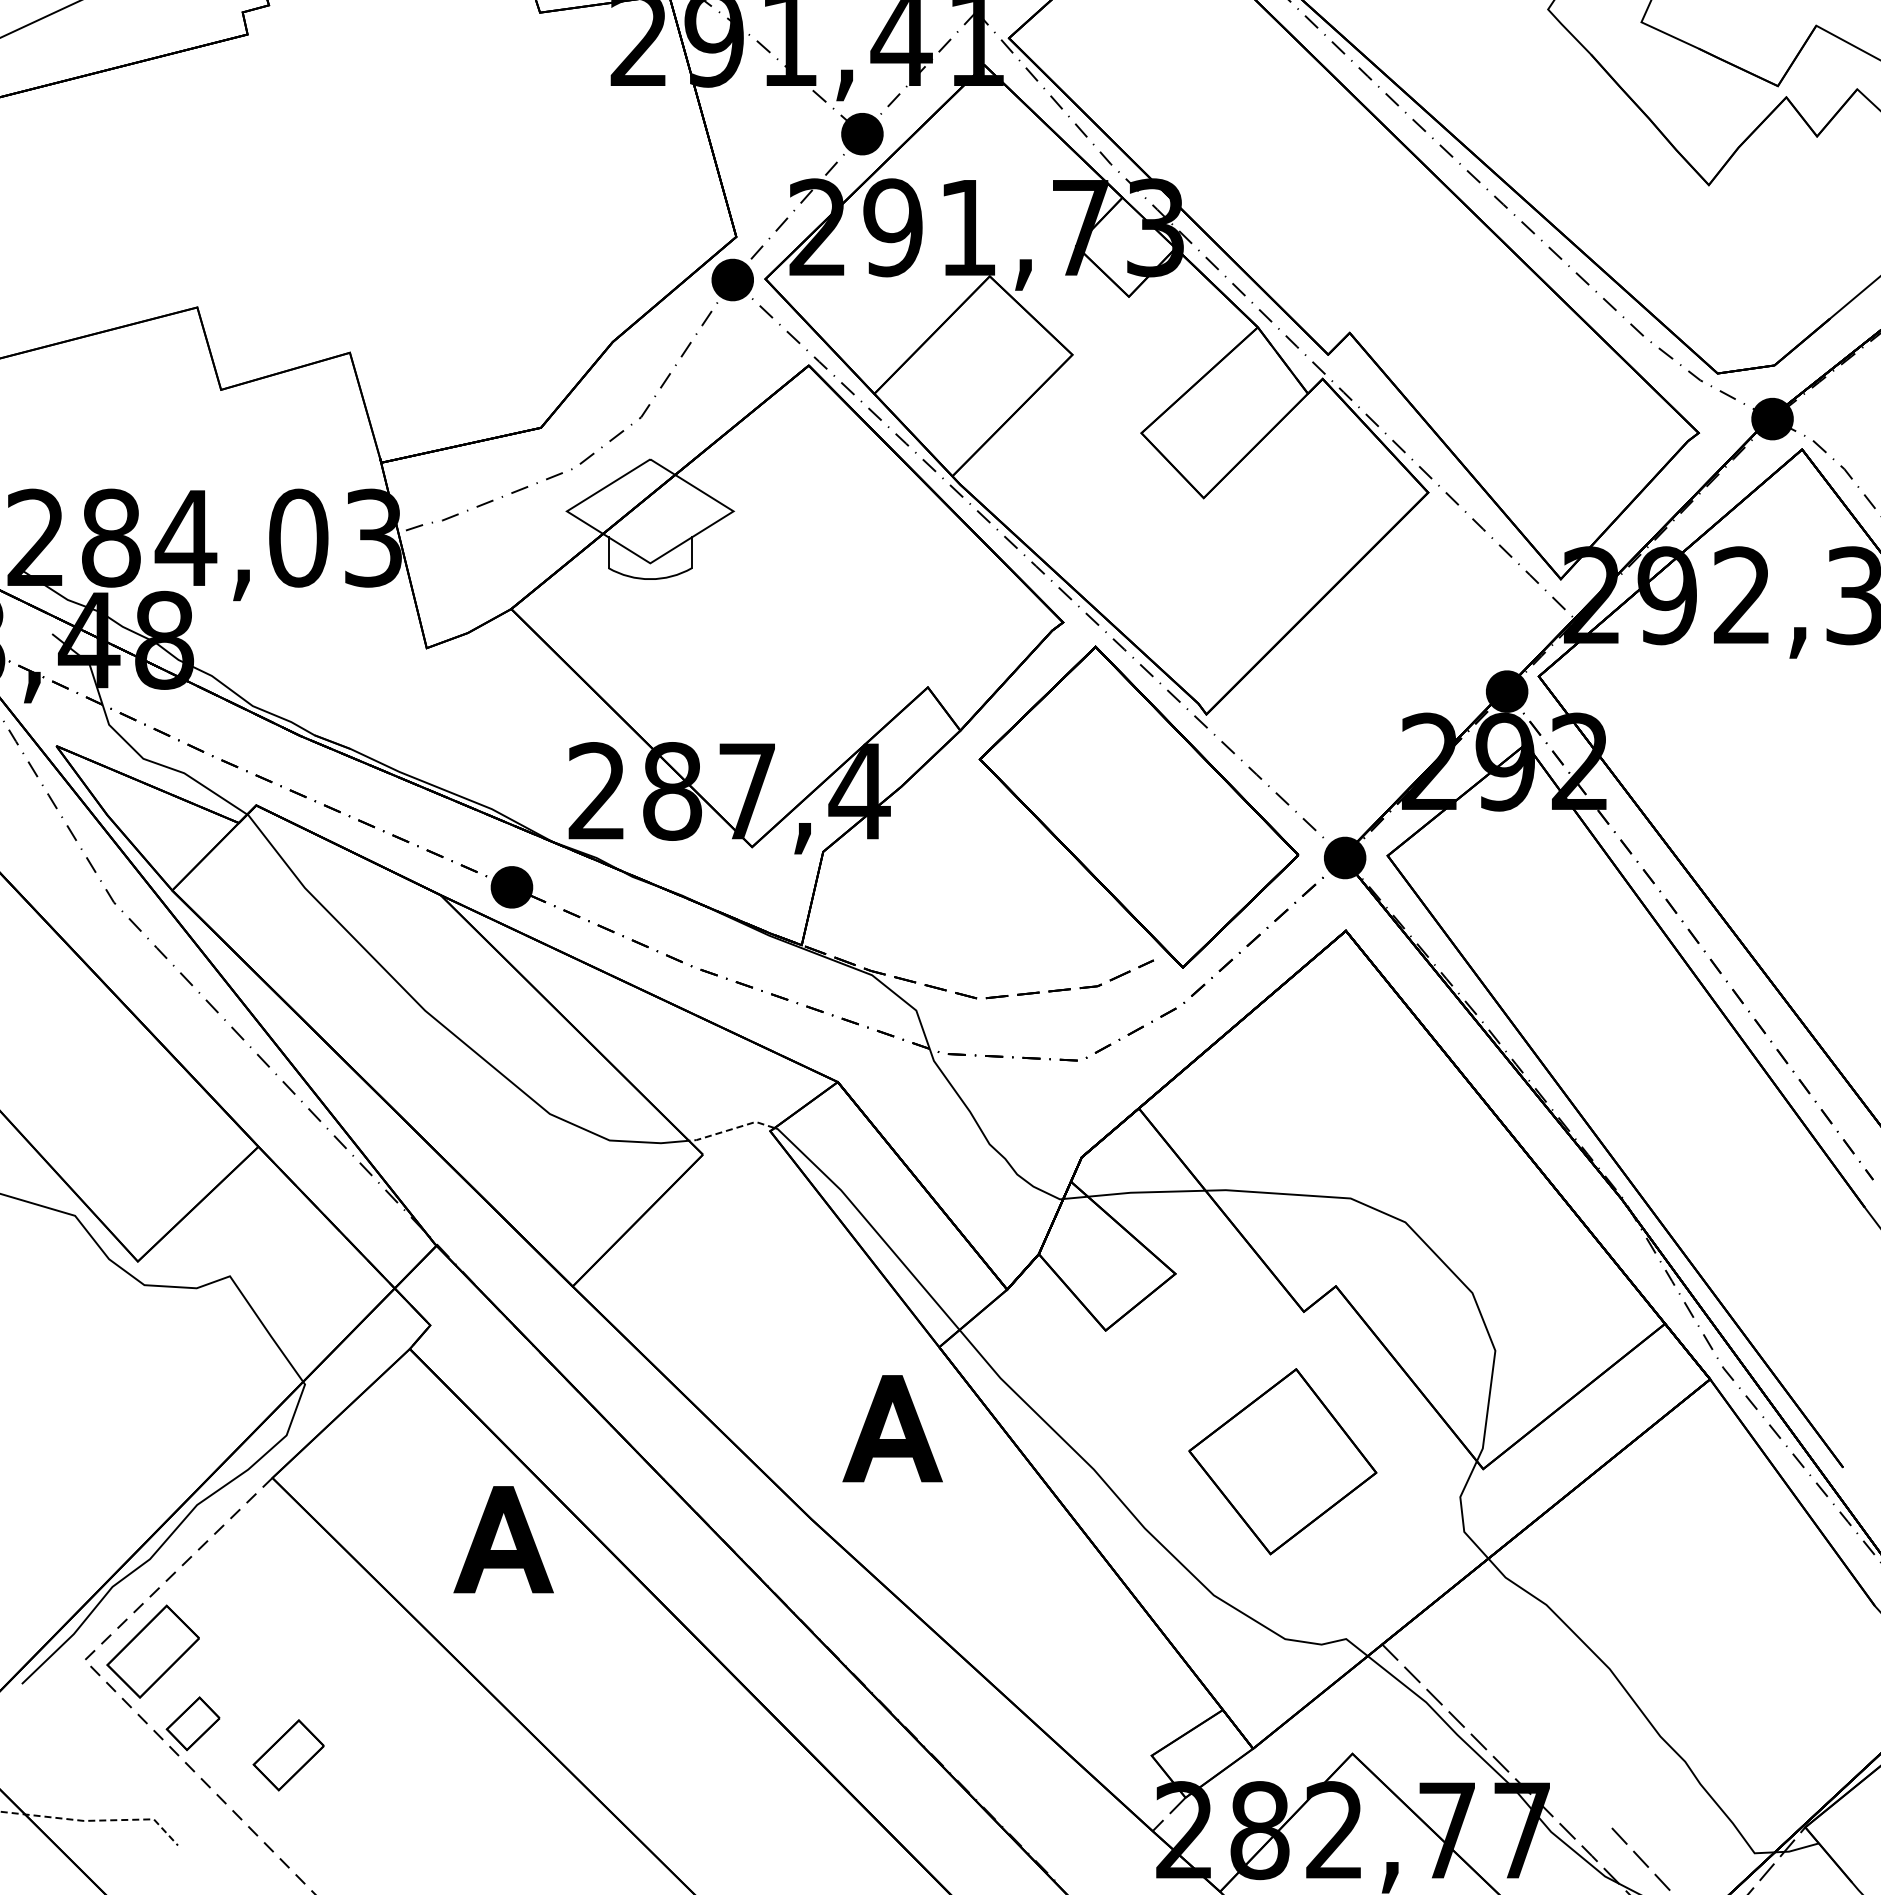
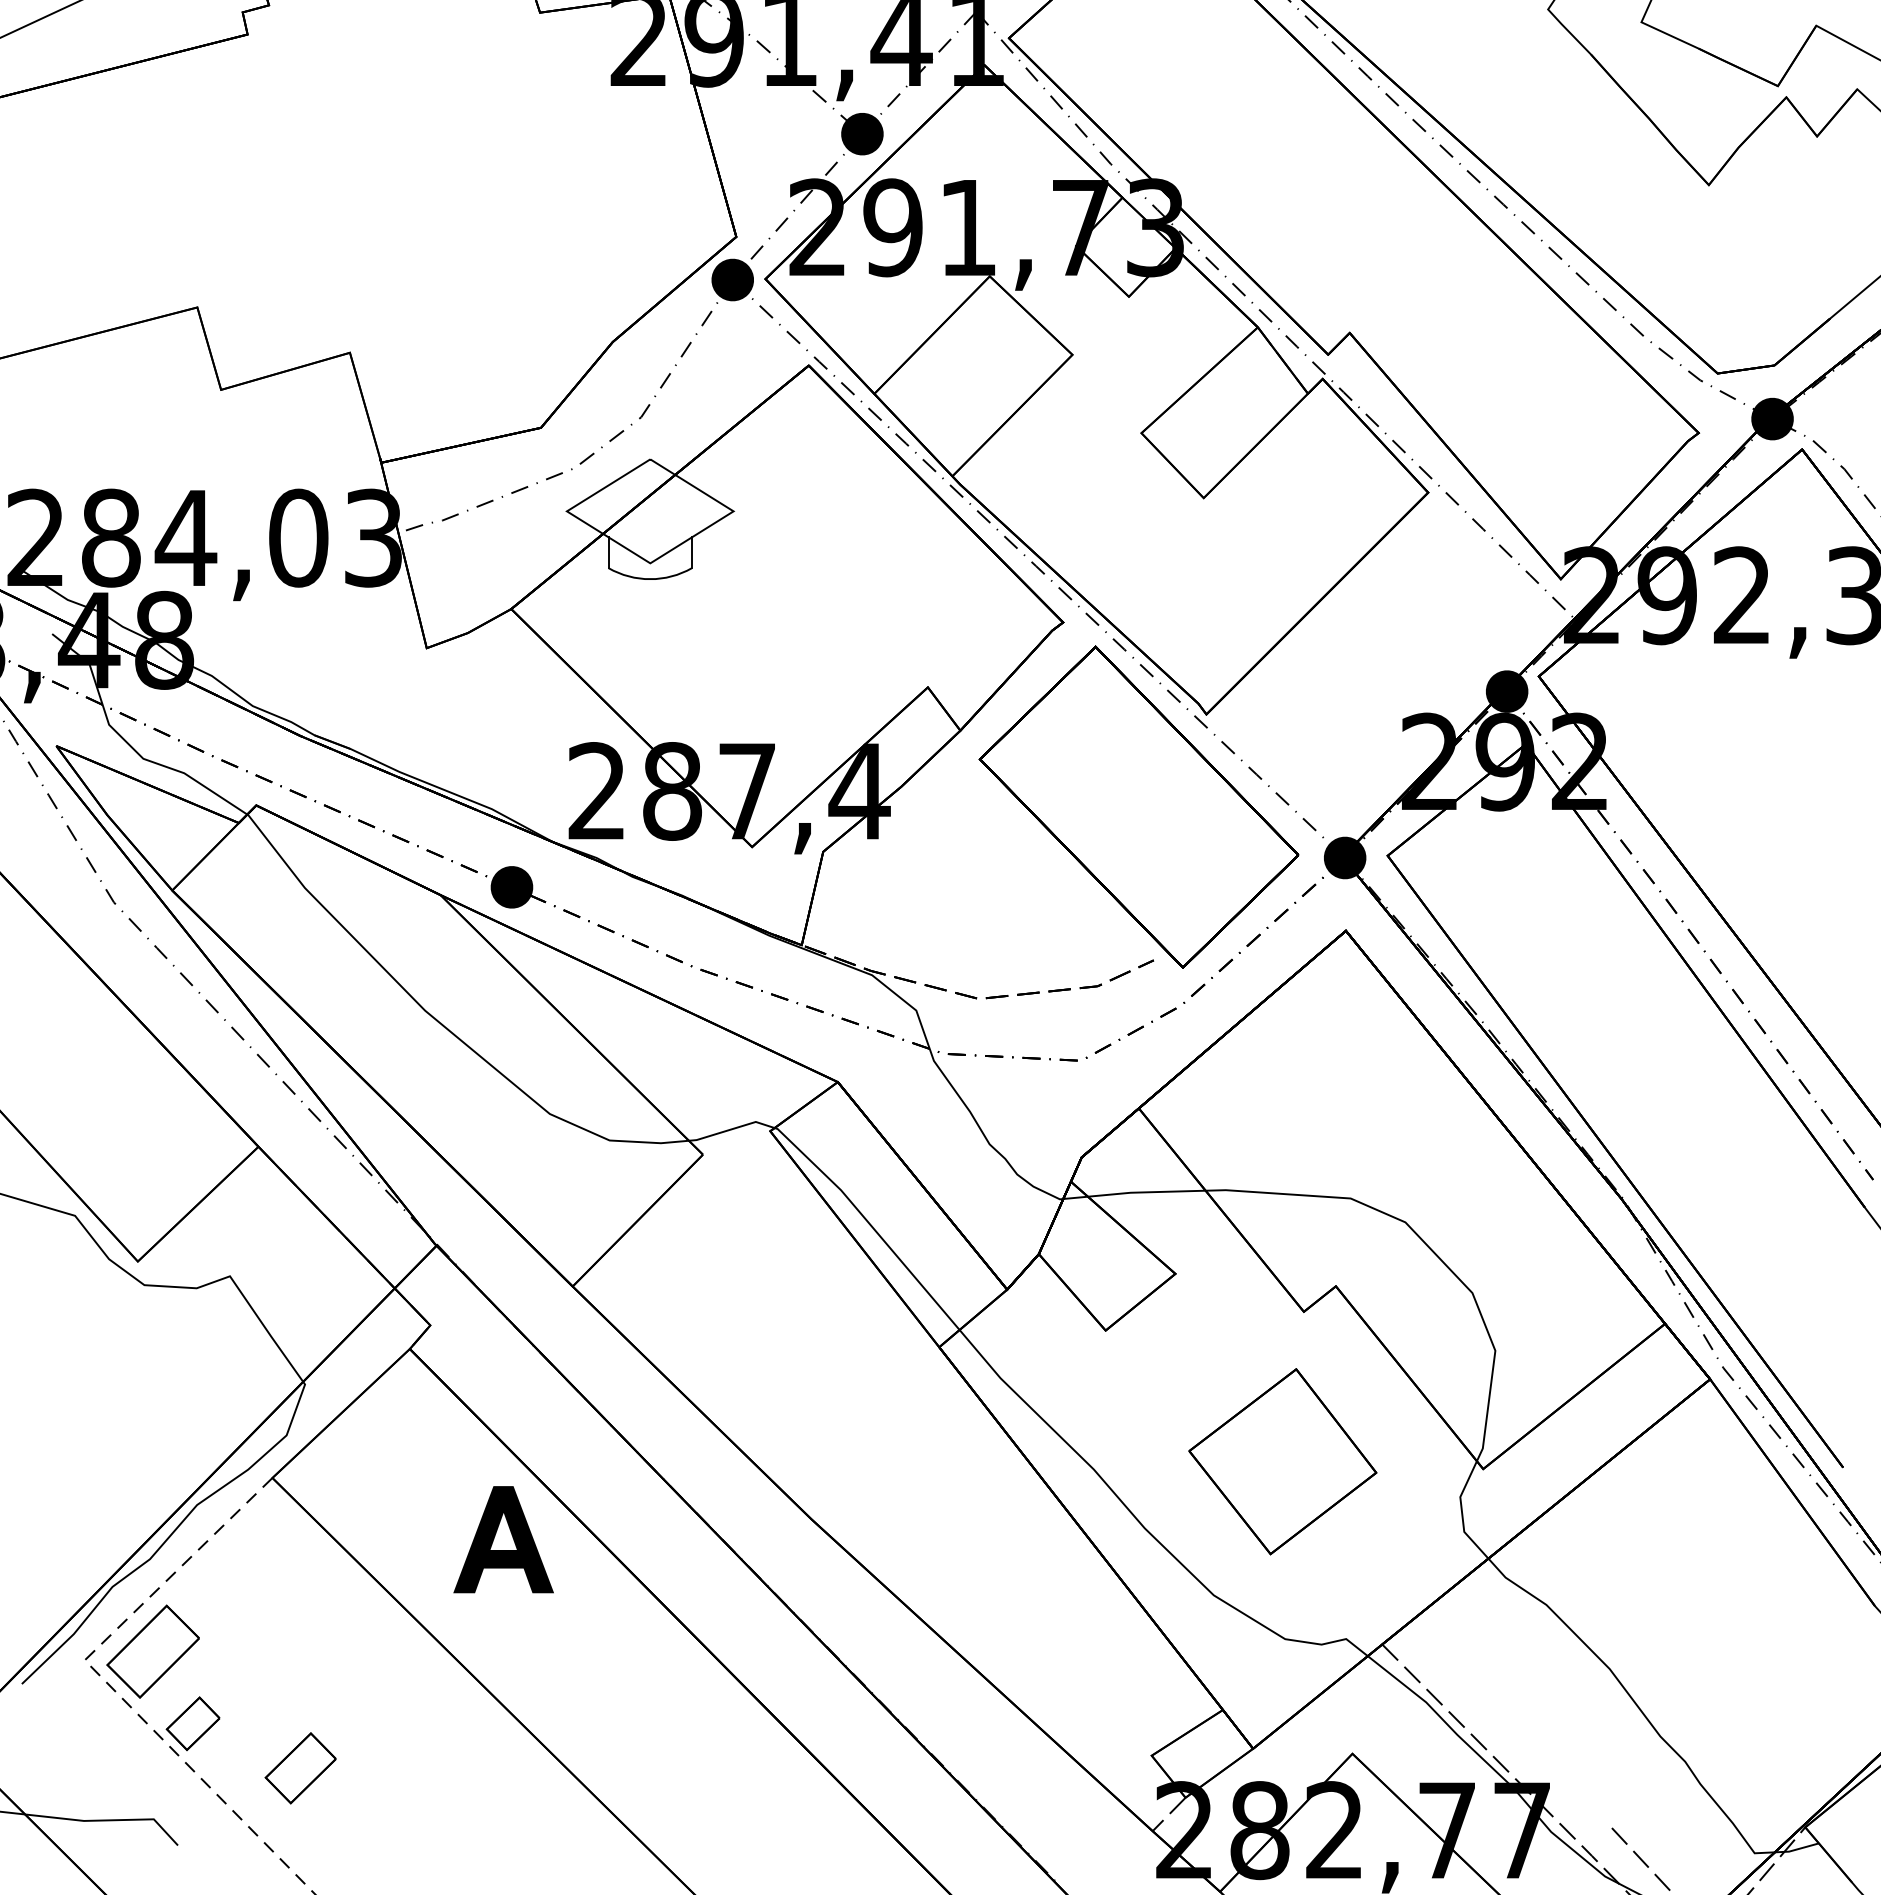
line: dashed -> solid (731, 1129)
part: present -> none (892, 1428)
part position: (288, 1755) -> (300, 1768) (300, 1768)
line: dashed -> solid (94, 1820)
